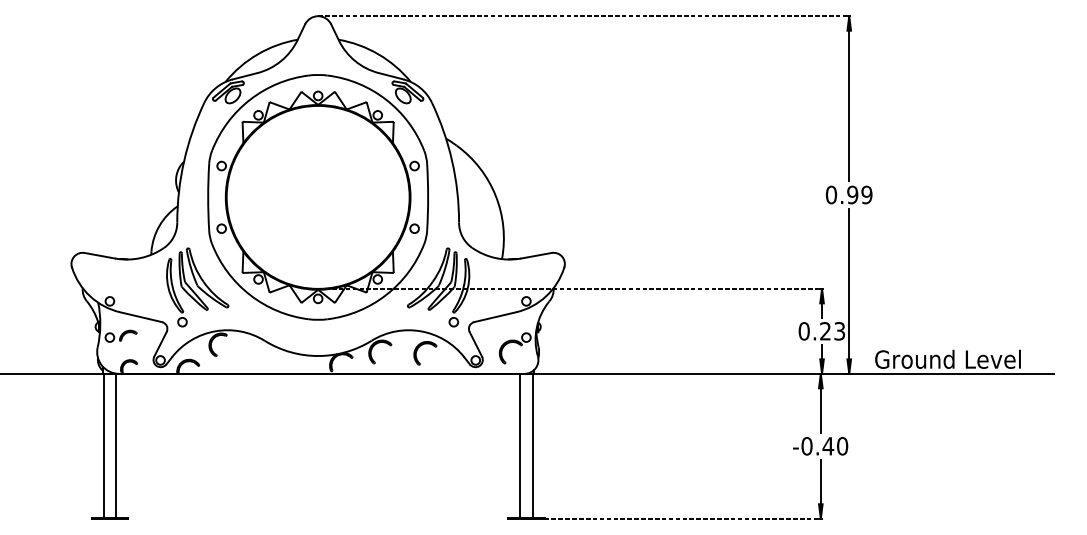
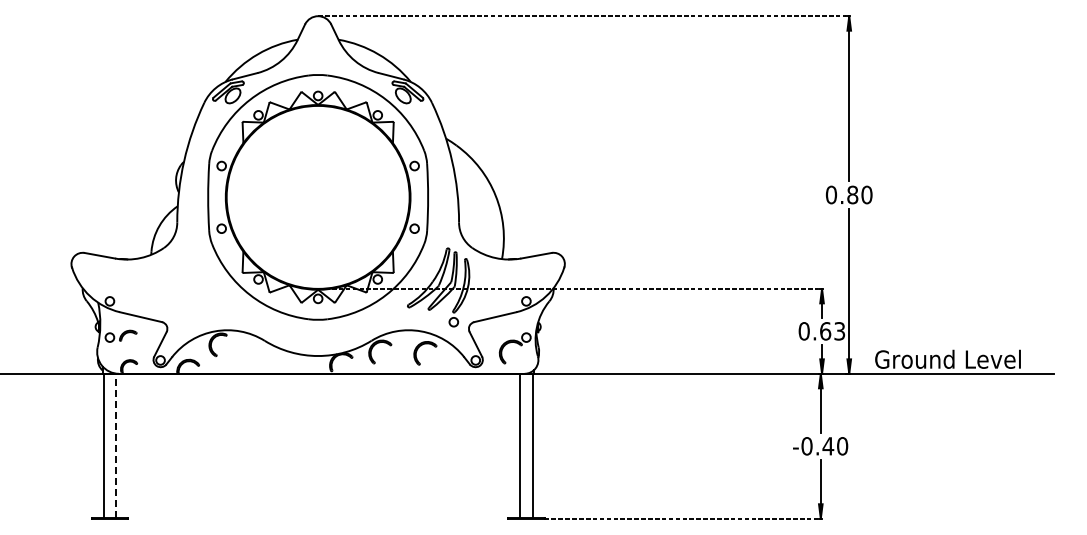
text: 0.99 -> 0.80 (859, 194)
part: present -> none (197, 287)
text: 0.23 -> 0.63 (825, 331)
line: solid -> dashed (116, 445)
